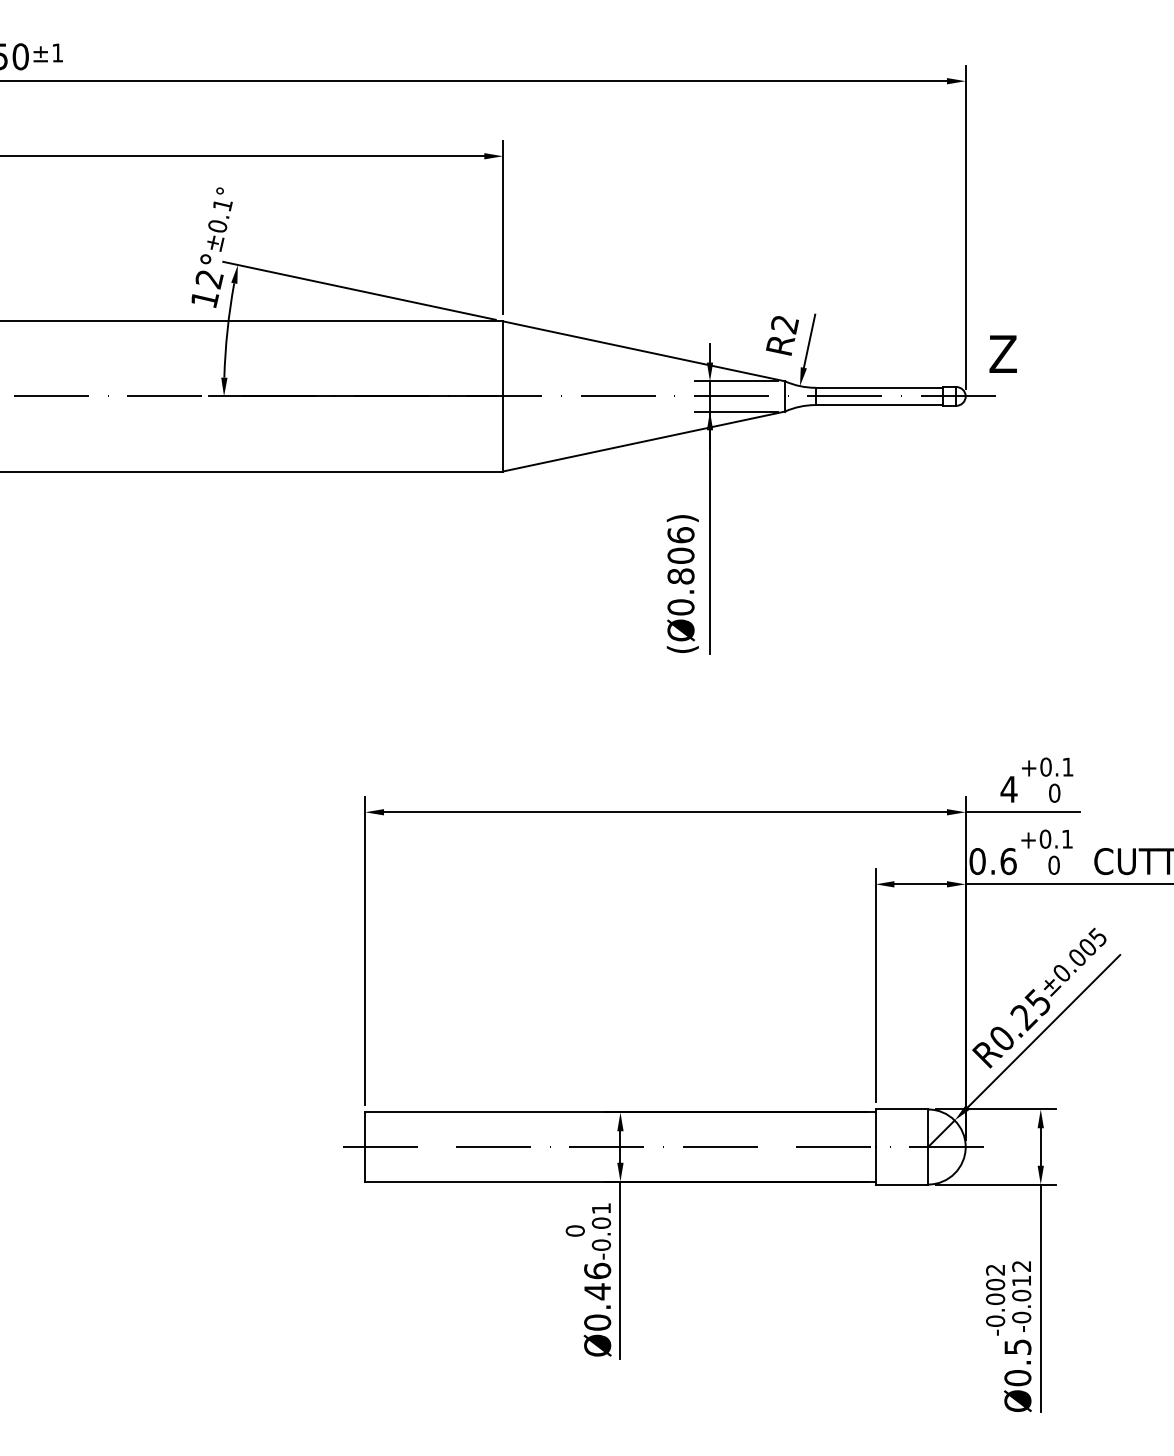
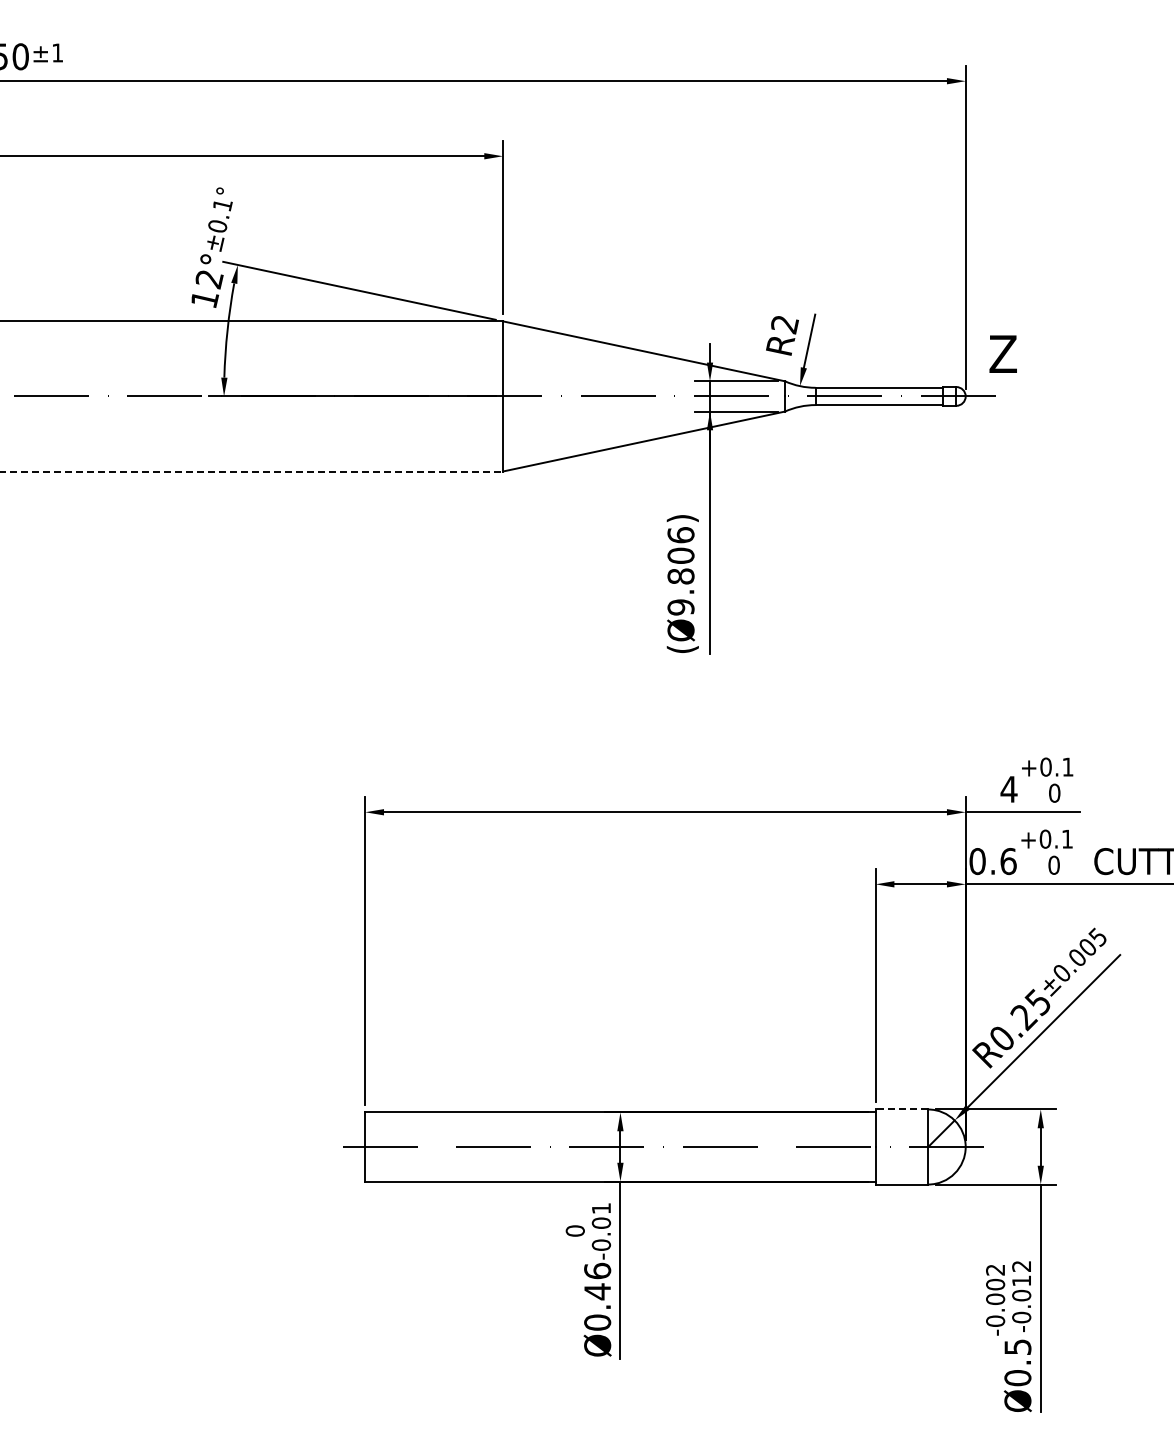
line: solid -> dashed (252, 471)
text: (Ø0.806) -> (Ø9.806) (680, 607)
line: solid -> dashed (901, 1109)
